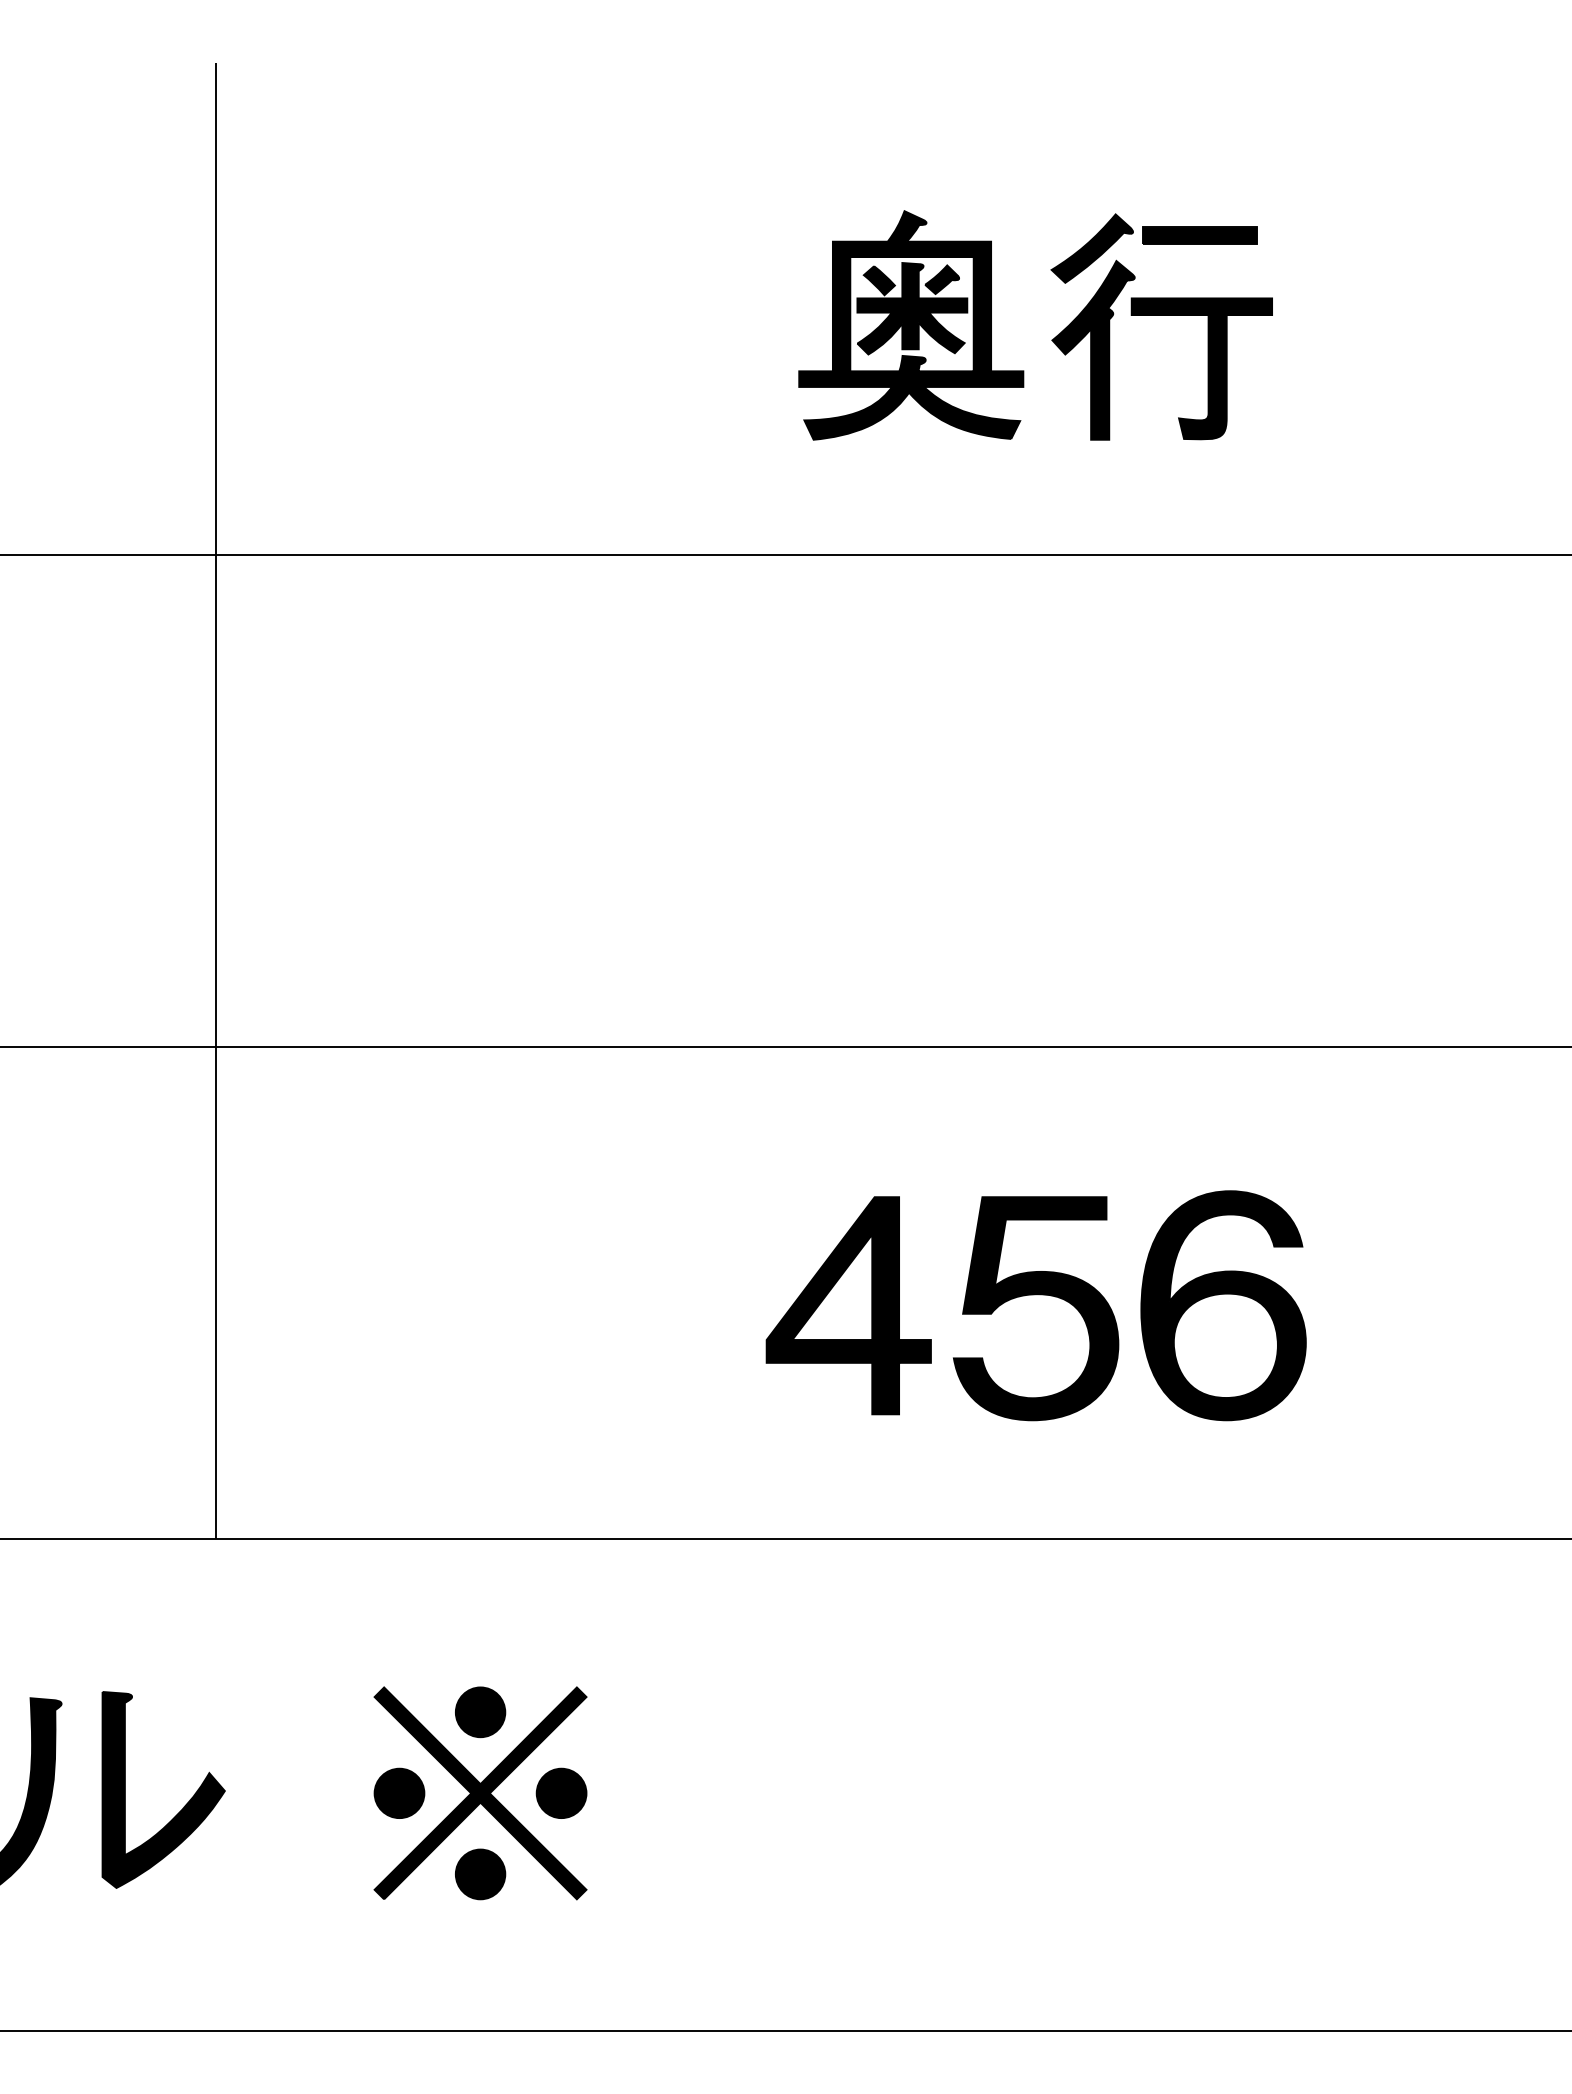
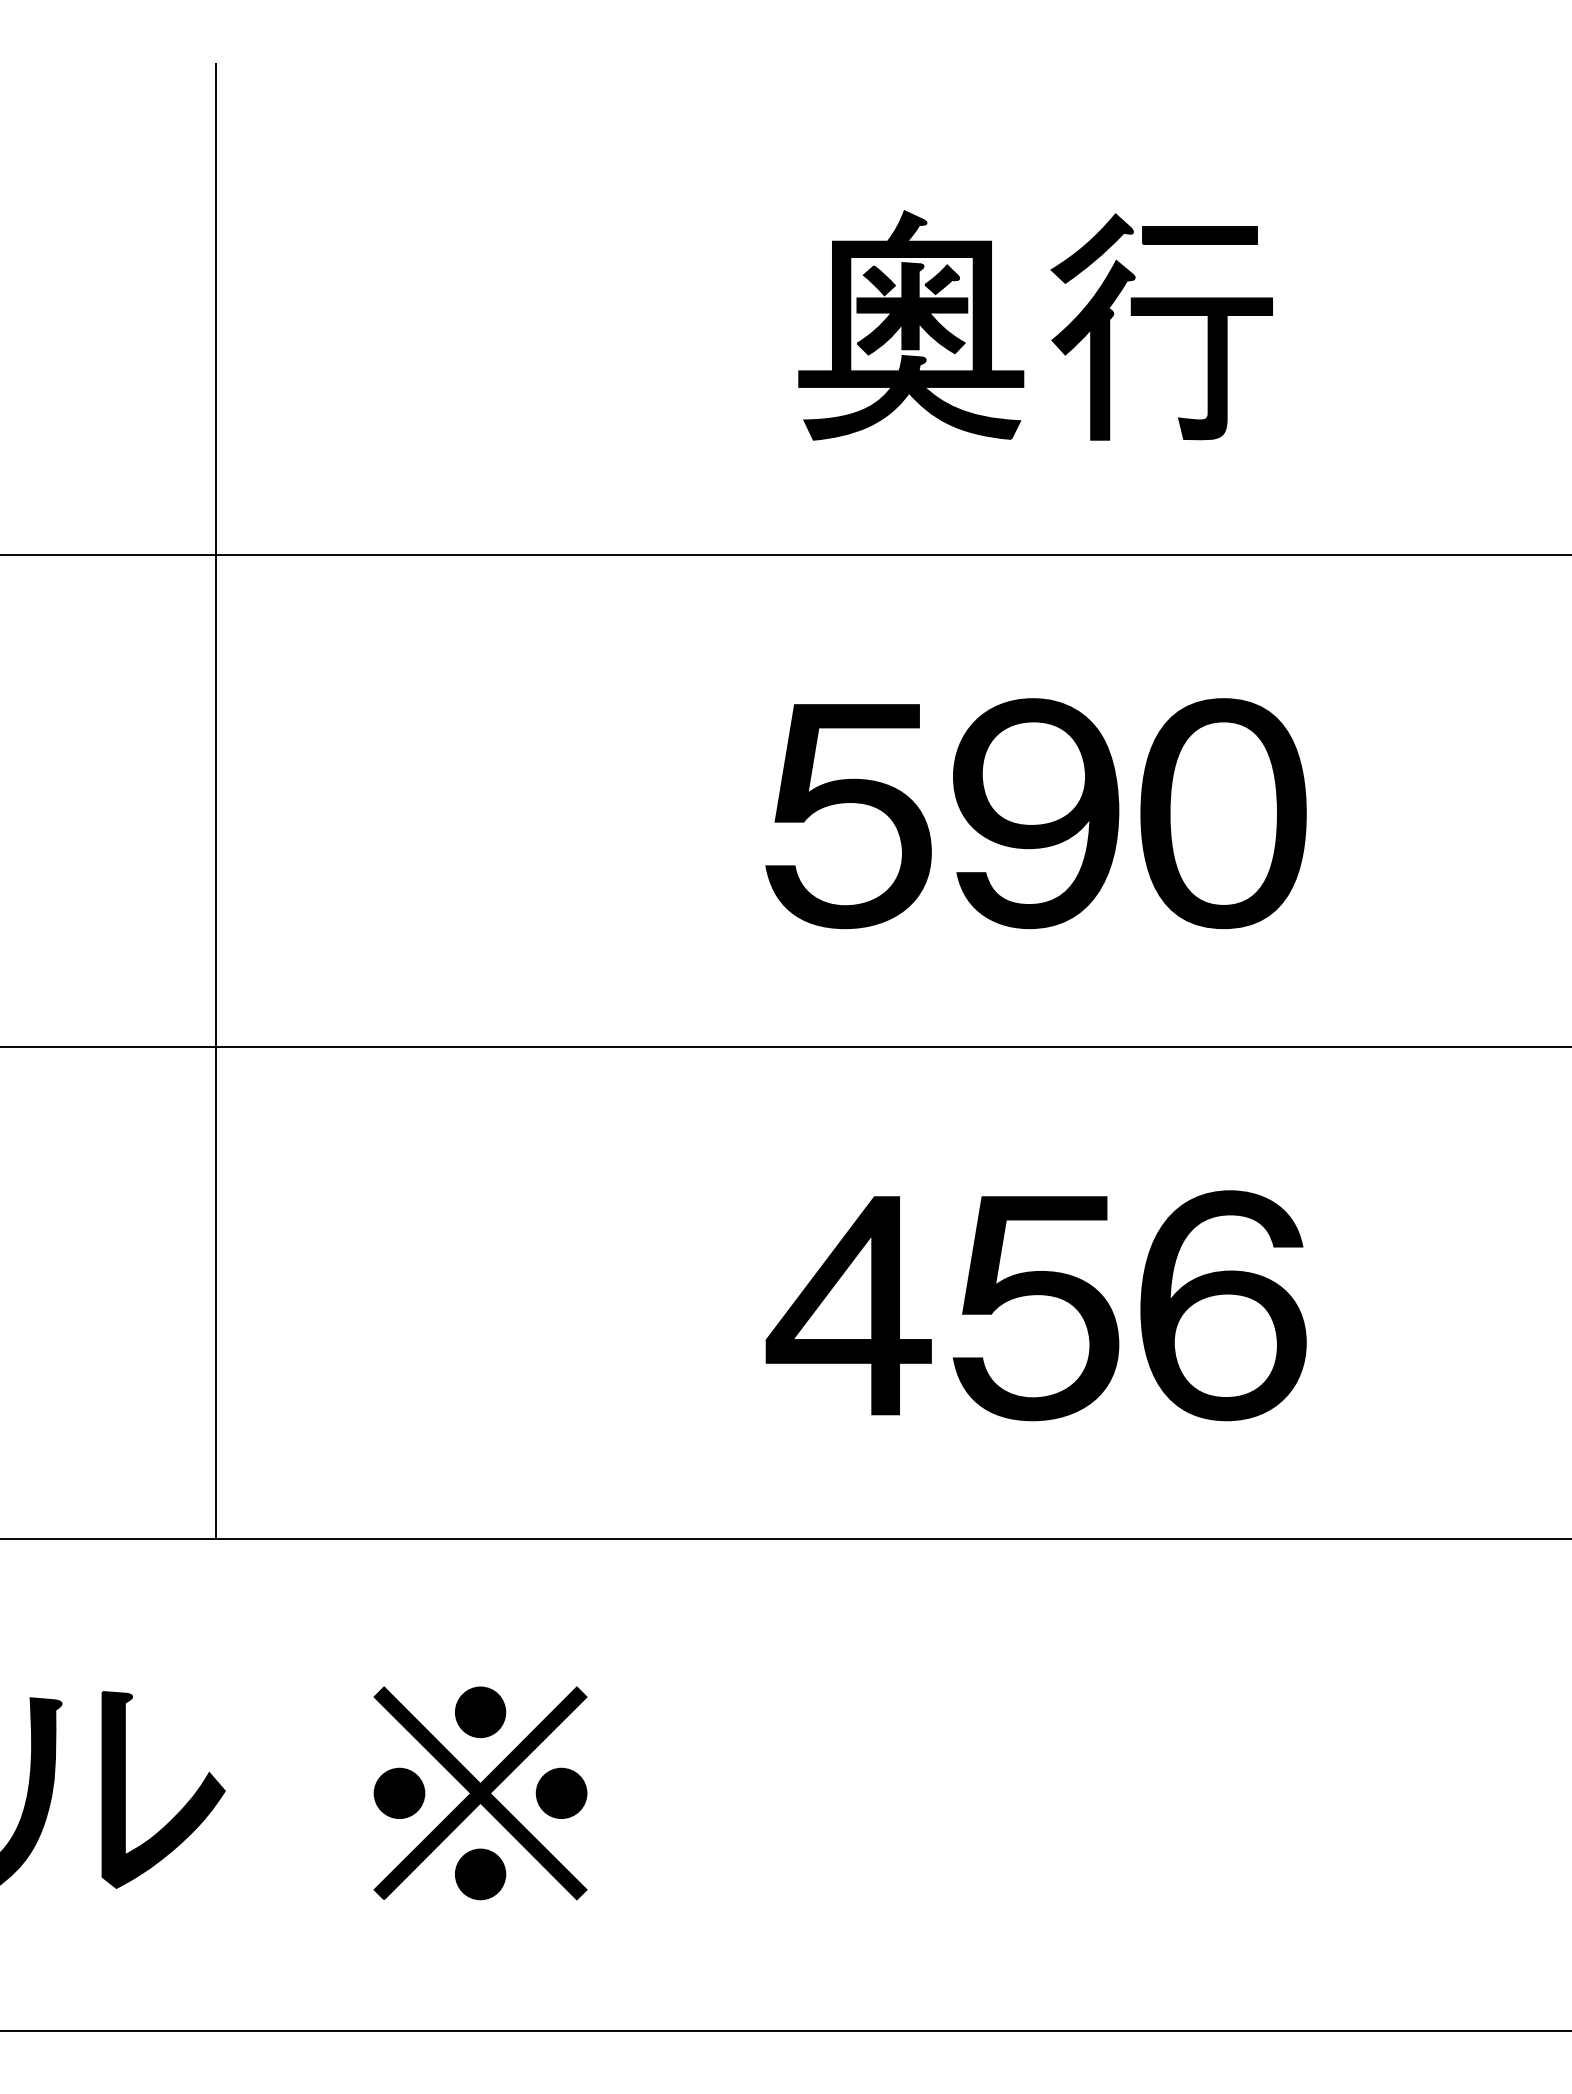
part: none -> present (1035, 813)
